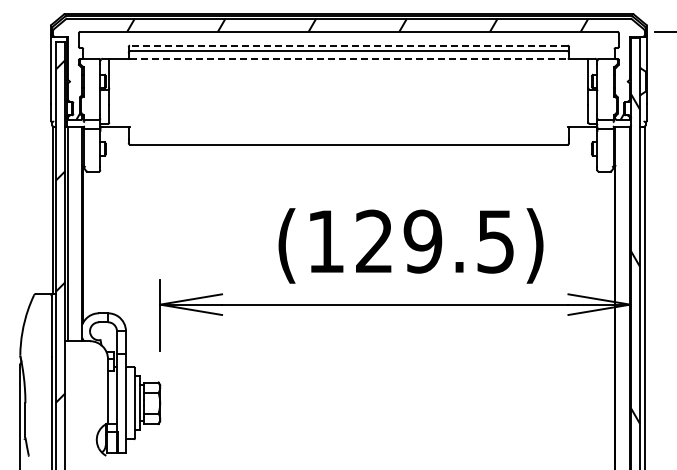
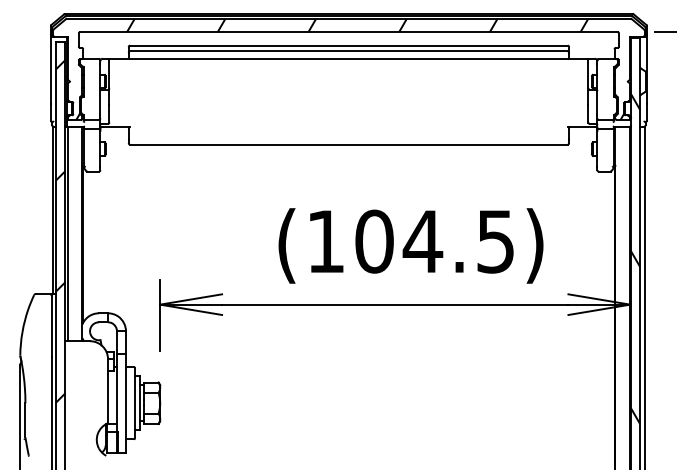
line: dashed -> solid (348, 45)
line: dashed -> solid (348, 59)
text: (129.5) -> (104.5) (399, 241)
